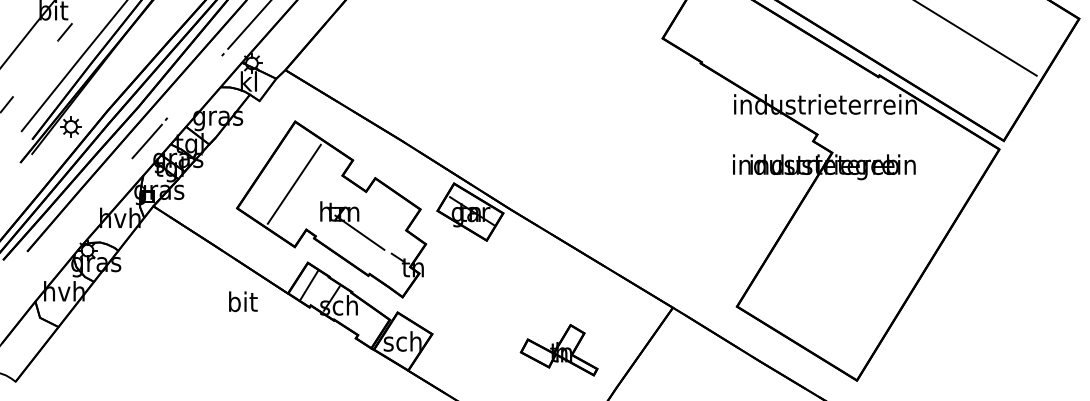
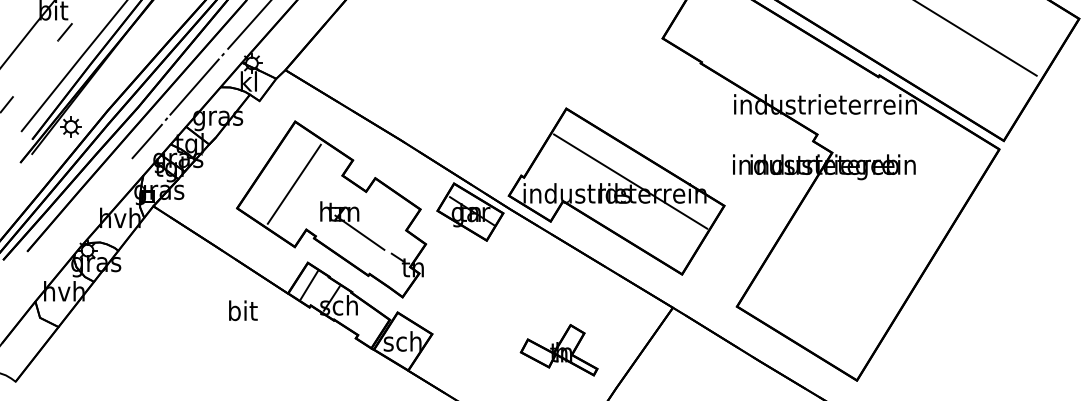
line: none -> present (194, 86)
part: none -> present (616, 191)
text position: (243, 301) -> (243, 310) (243, 310)
